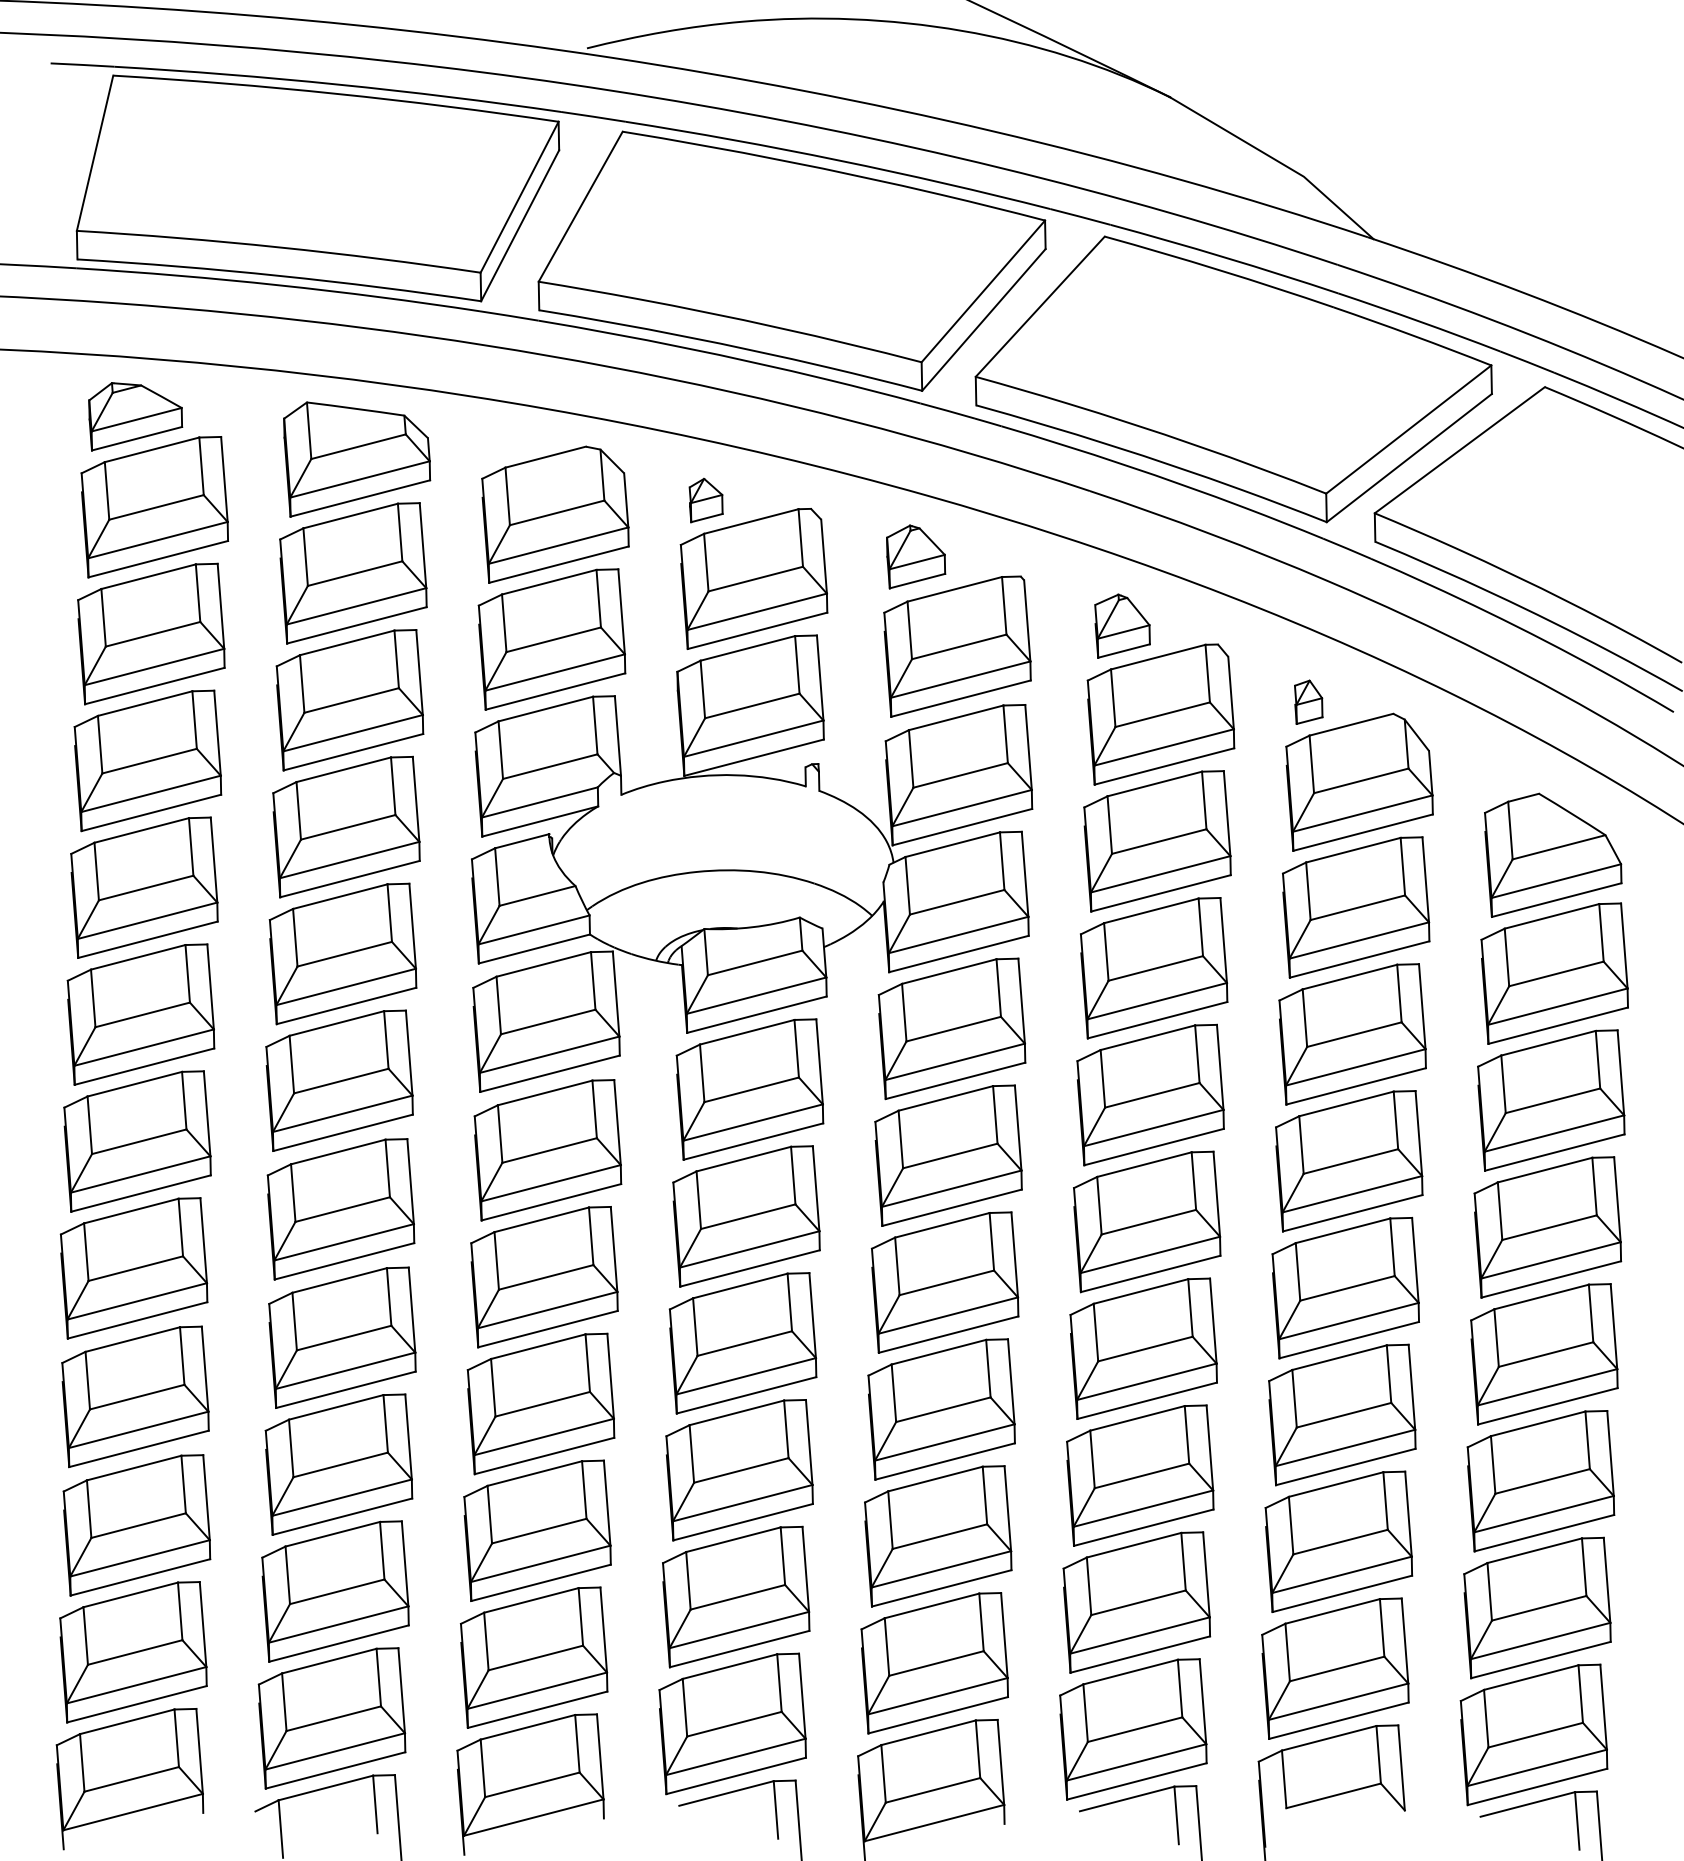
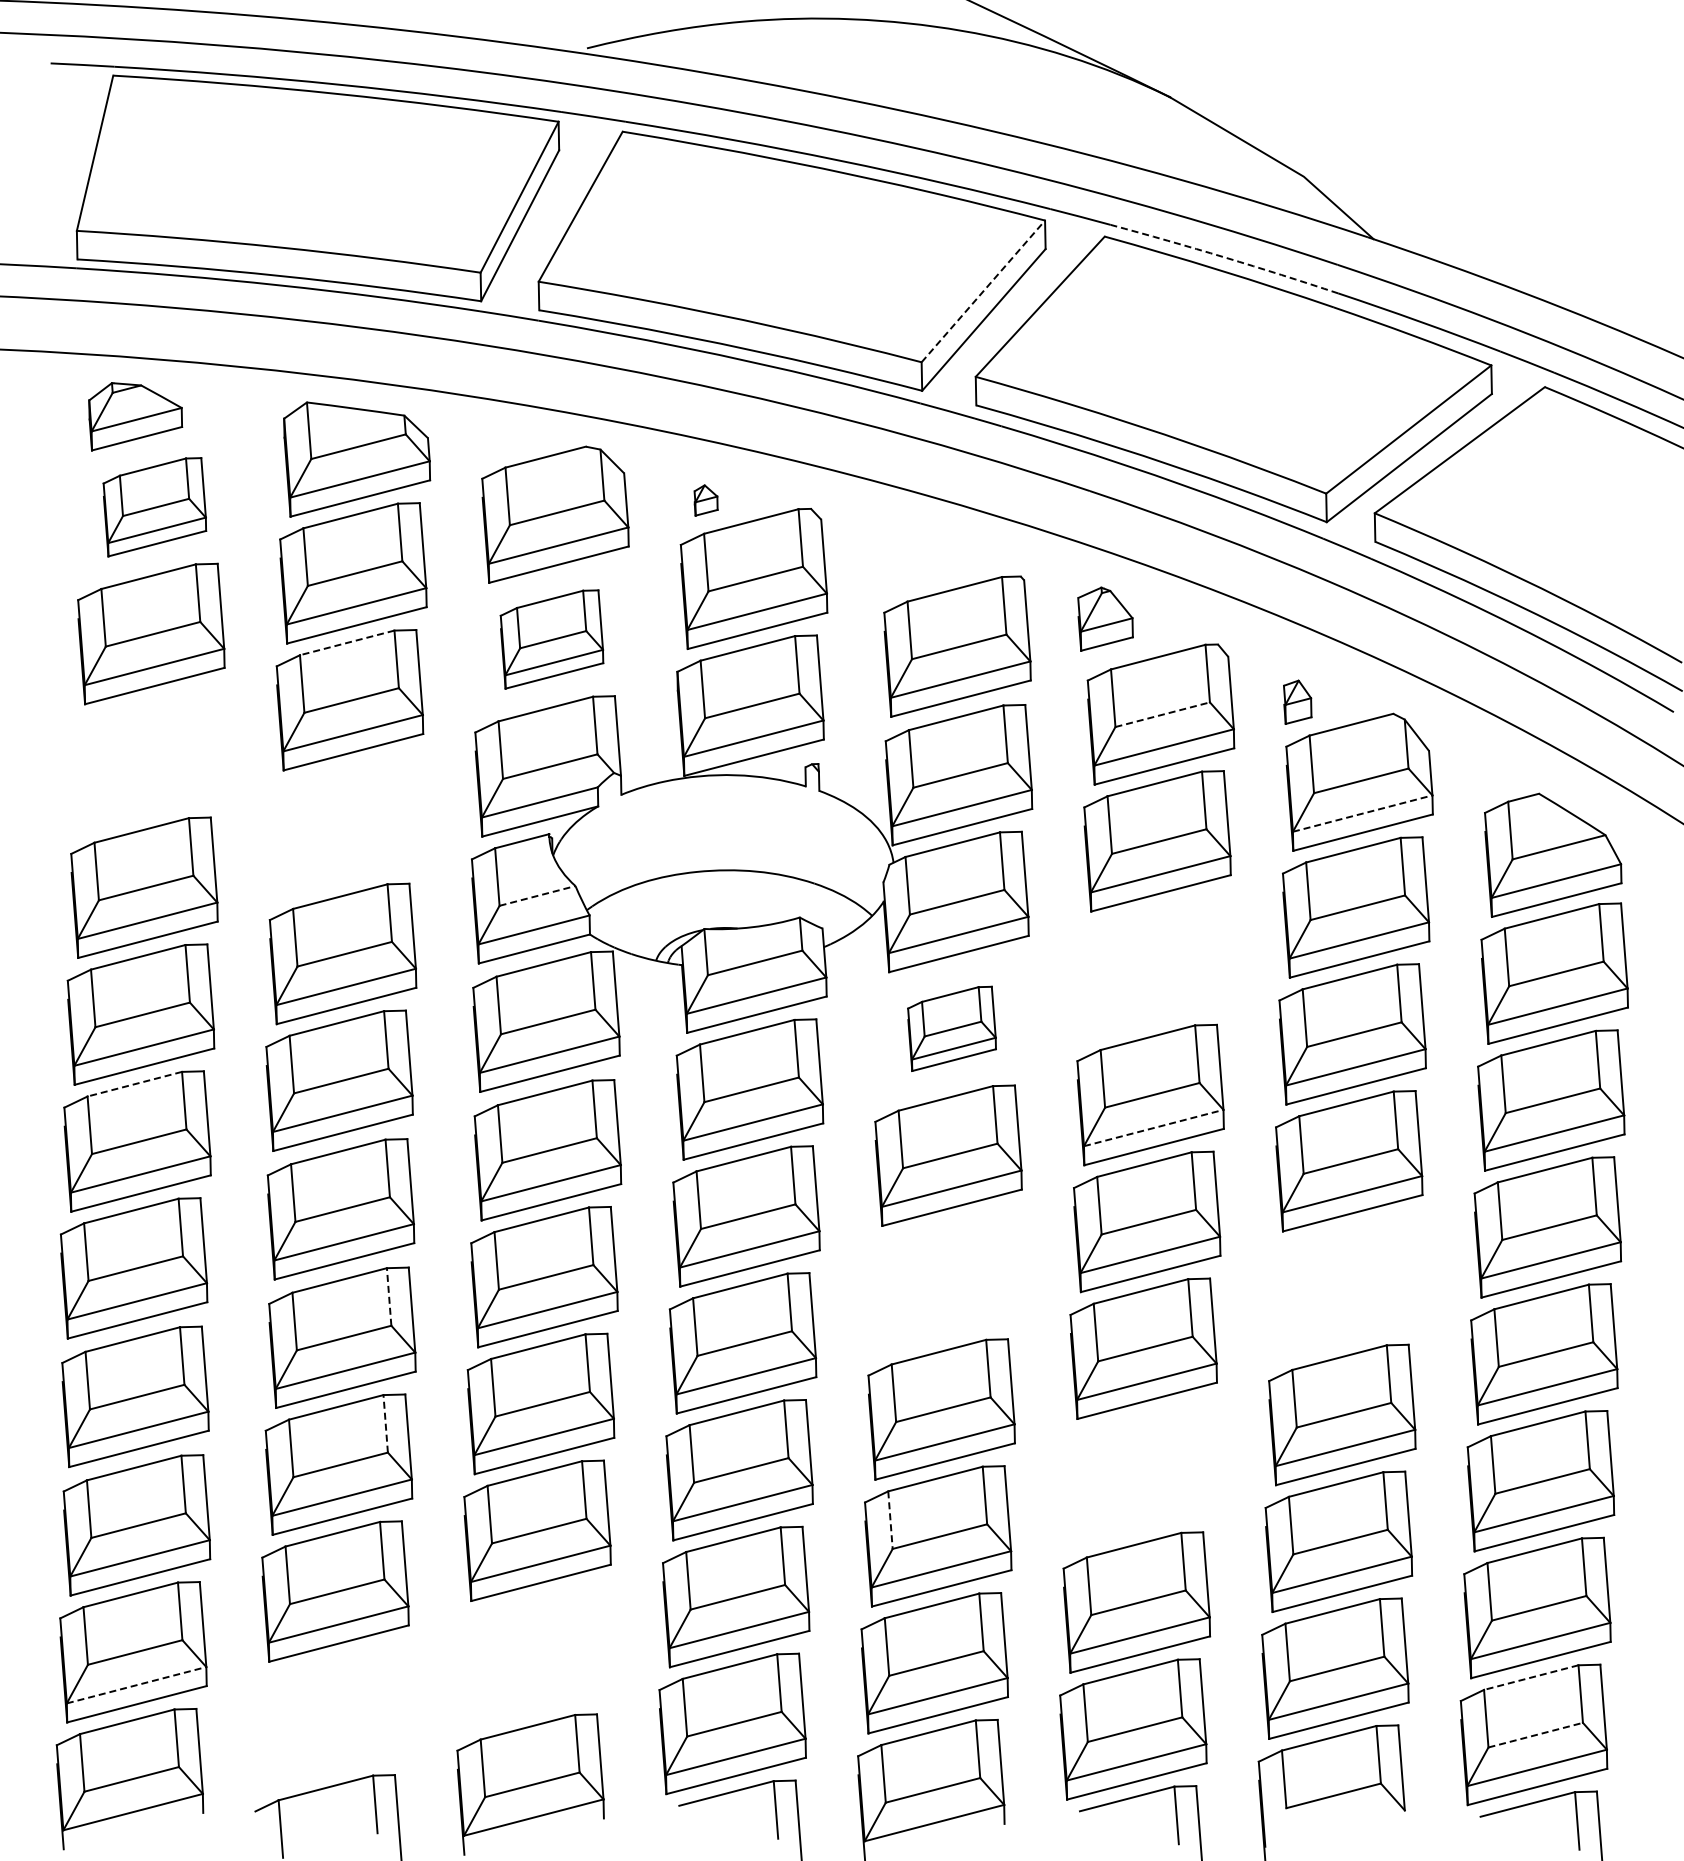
arc: solid -> dashed (1224, 257)
line: solid -> dashed (983, 291)
part size: 36x47 px -> 26x33 px (705, 500)
part size: 150x143 px -> 106x101 px (154, 507)
part: present -> none (916, 556)
part position: (1122, 625) -> (1105, 618) (1105, 618)
part size: 150x143 px -> 106x101 px (551, 639)
line: solid -> dashed (347, 642)
part position: (1308, 701) -> (1297, 701) (1297, 701)
line: solid -> dashed (1162, 714)
part: present -> none (147, 760)
line: solid -> dashed (1363, 813)
part: present -> none (346, 826)
line: solid -> dashed (538, 895)
part: present -> none (1154, 968)
part size: 150x144 px -> 90x87 px (951, 1028)
line: solid -> dashed (134, 1084)
line: solid -> dashed (1154, 1127)
part: present -> none (944, 1282)
part: present -> none (1345, 1287)
line: solid -> dashed (389, 1296)
line: solid -> dashed (385, 1423)
part: present -> none (1140, 1475)
line: solid -> dashed (890, 1520)
part: present -> none (533, 1657)
line: solid -> dashed (1531, 1677)
line: solid -> dashed (137, 1685)
part: present -> none (331, 1718)
line: solid -> dashed (1535, 1735)
